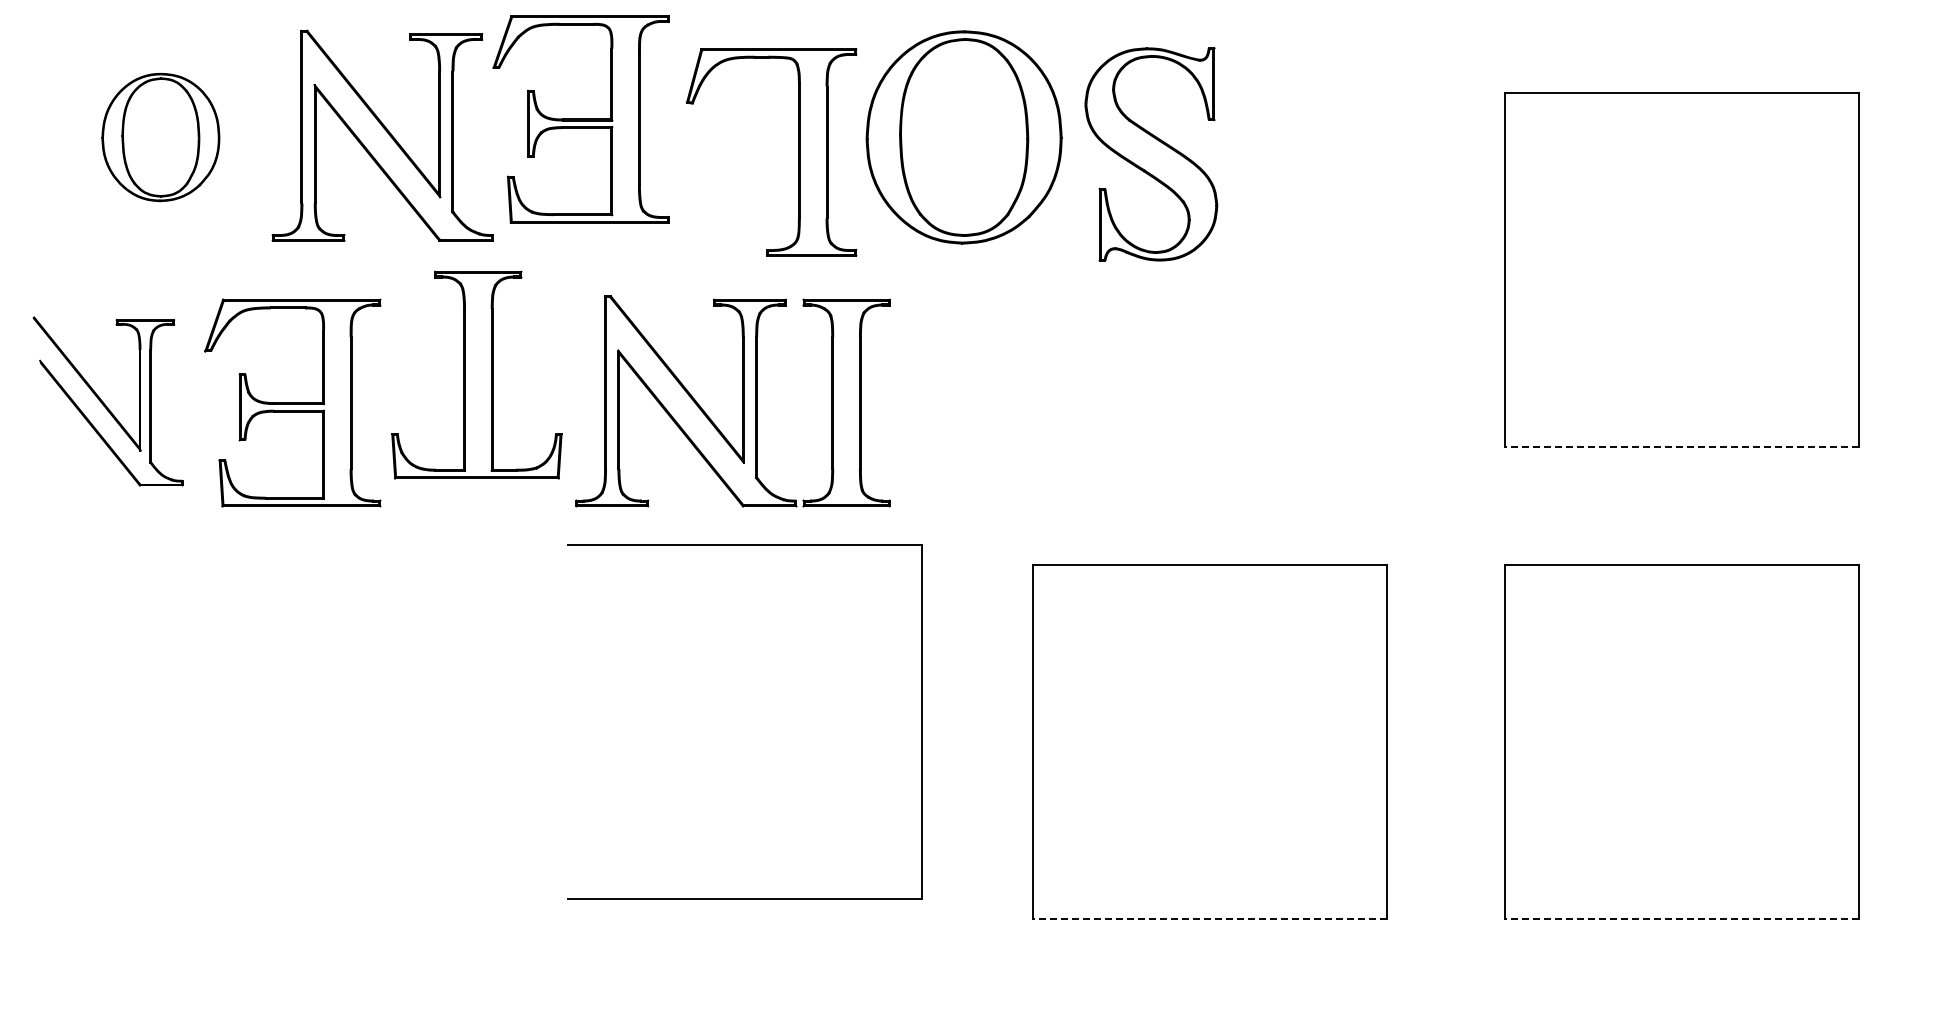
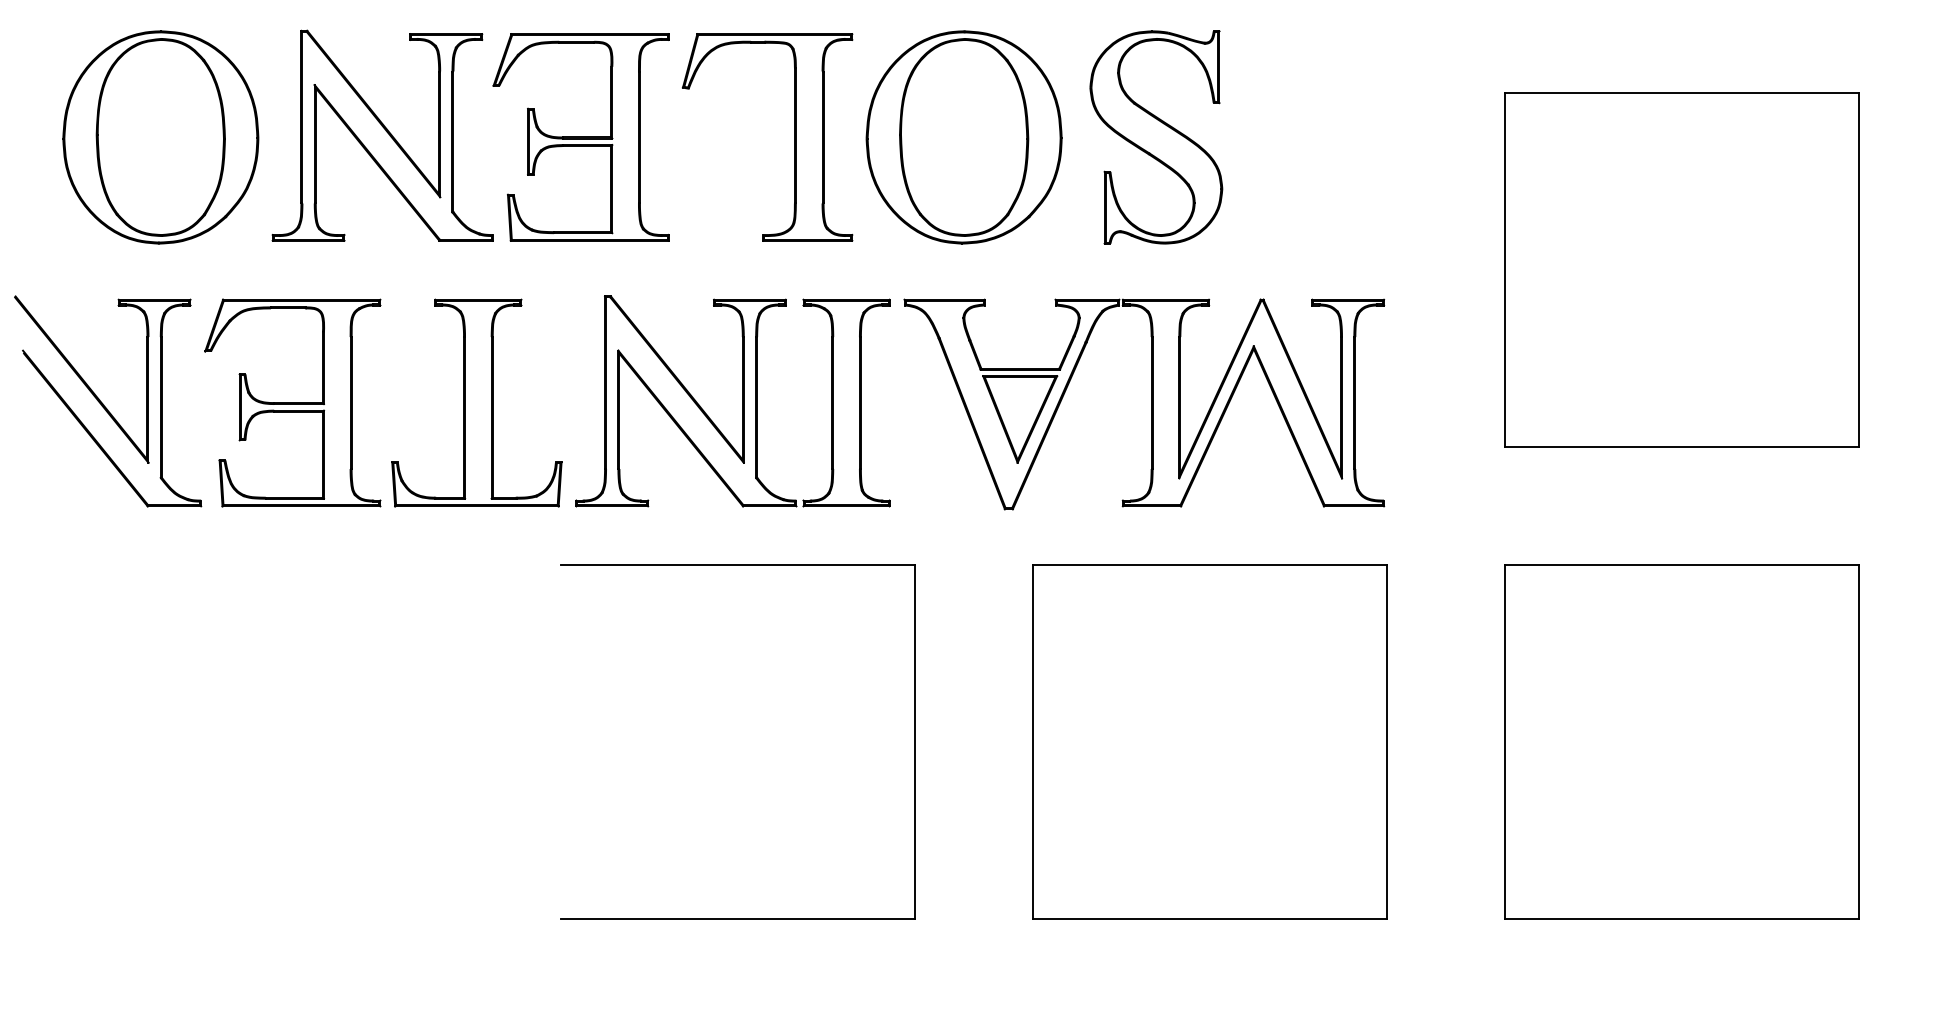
part position: (580, 119) -> (580, 137) (580, 137)
part size: 120x131 px -> 198x215 px (160, 137)
part position: (798, 152) -> (794, 137) (794, 137)
part position: (1151, 154) -> (1156, 137) (1156, 137)
part position: (476, 374) -> (476, 402) (476, 402)
part size: 152x171 px -> 189x213 px (108, 401)
part: none -> present (1151, 404)
line: dashed -> solid (1681, 447)
part position: (744, 545) -> (737, 565) (737, 565)
line: dashed -> solid (1209, 919)
line: dashed -> solid (1681, 919)
